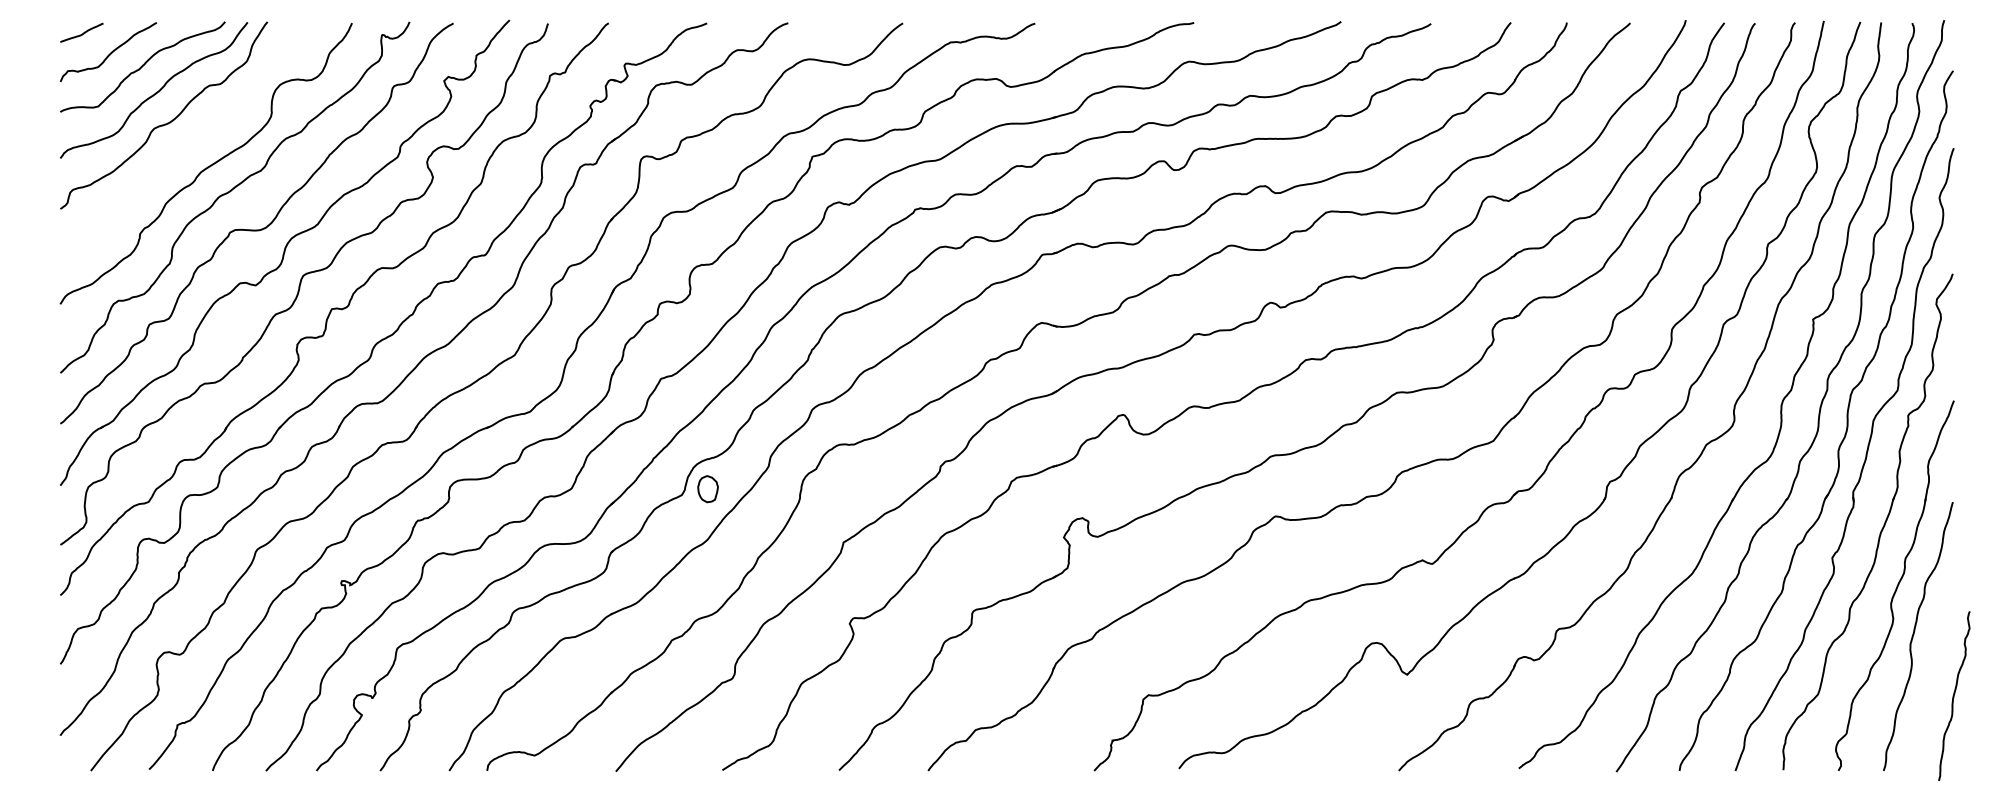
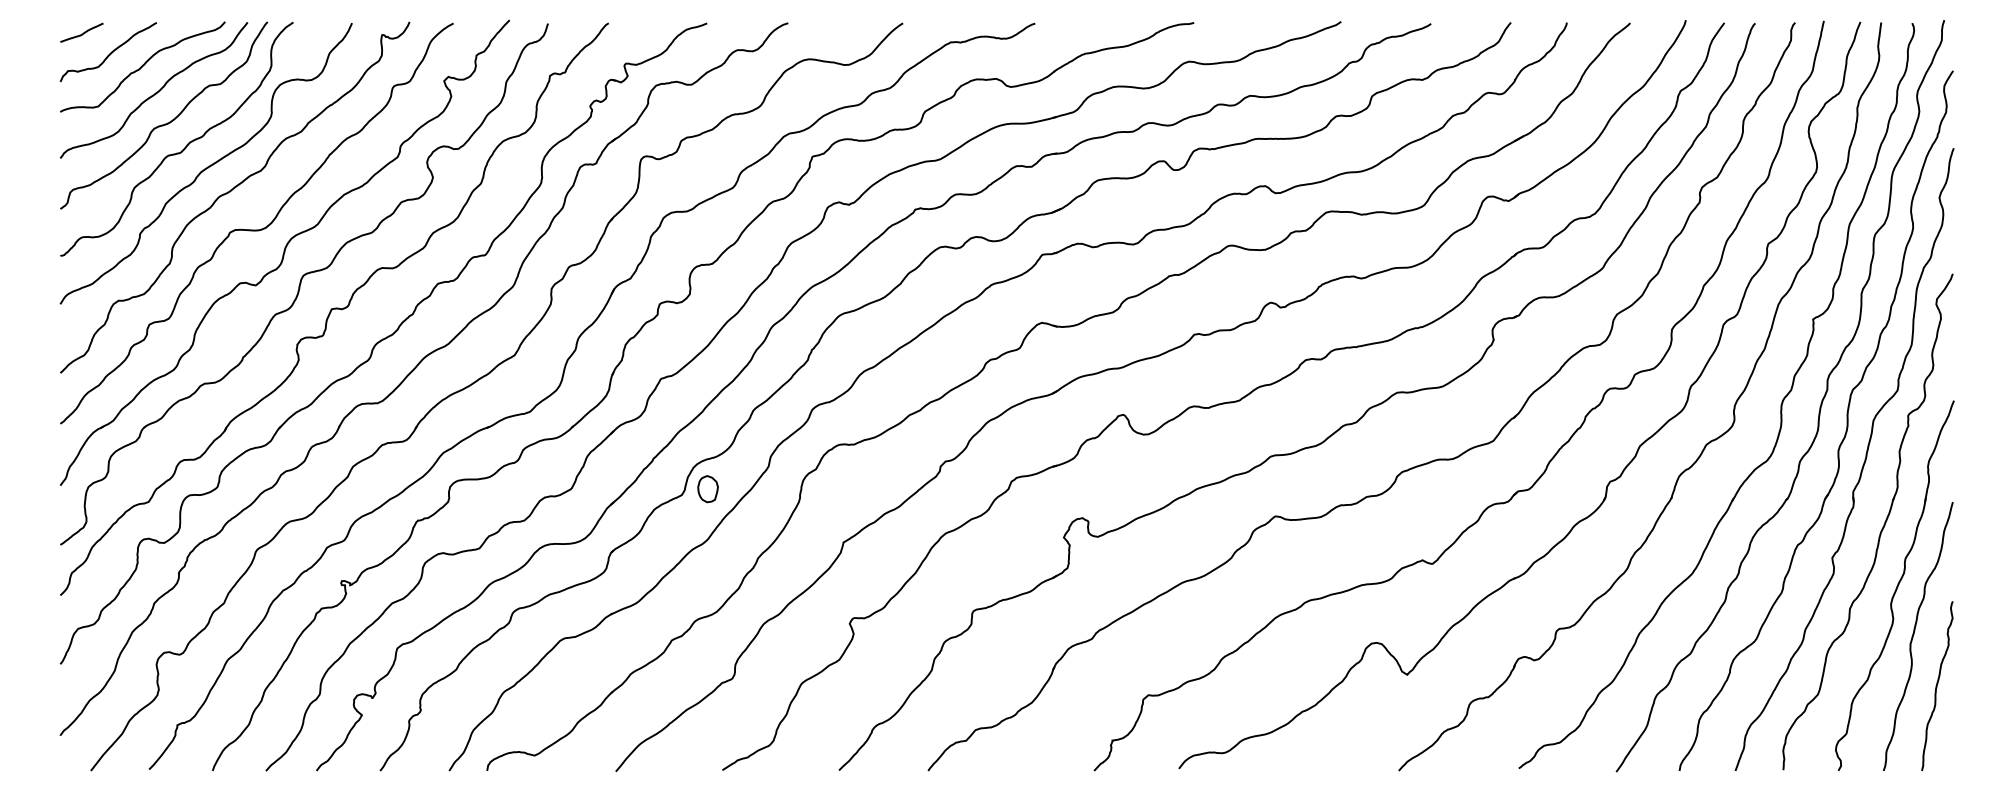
curve: none -> present (186, 144)
curve position: (1954, 695) -> (1937, 685) (1937, 685)
